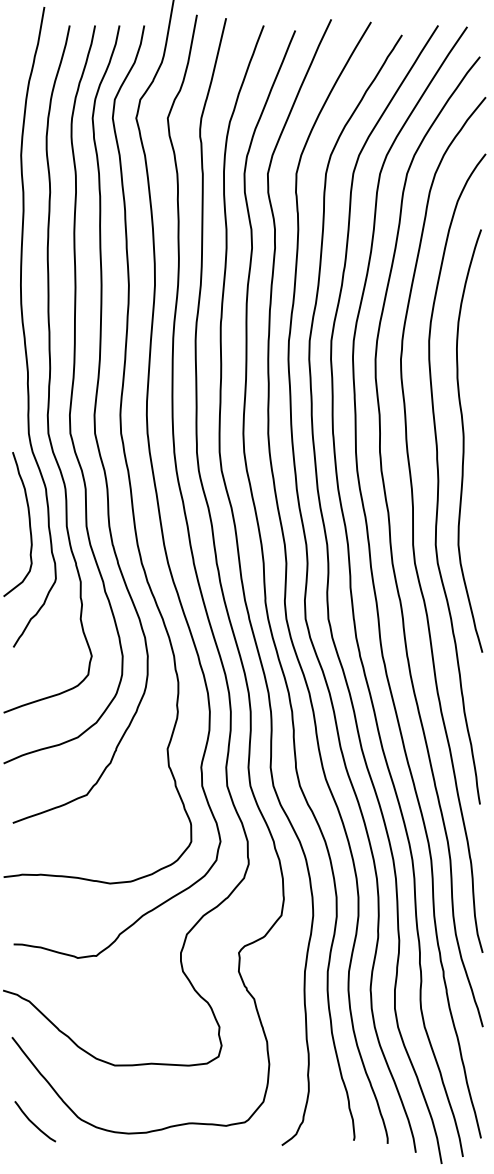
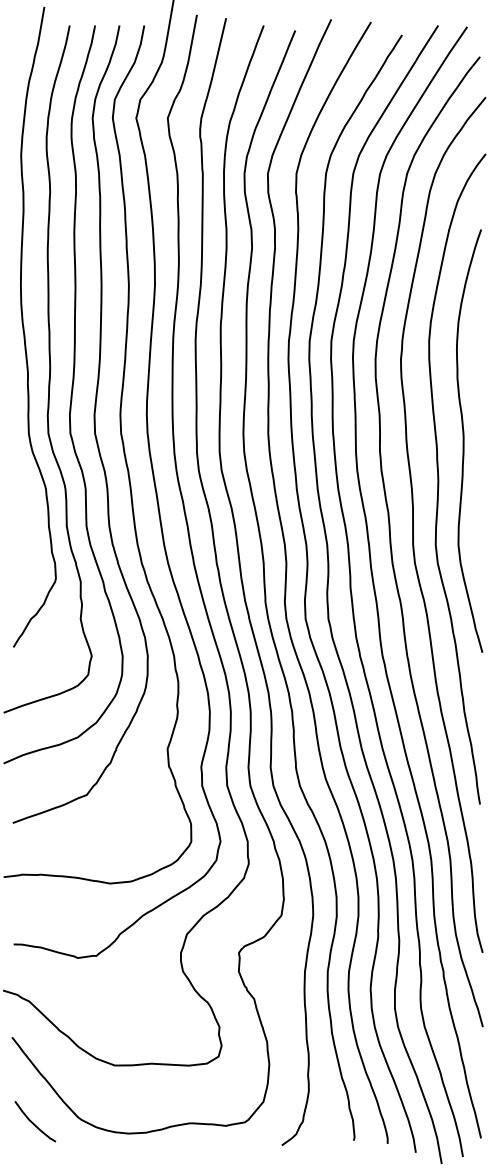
curve: present -> none (28, 520)
